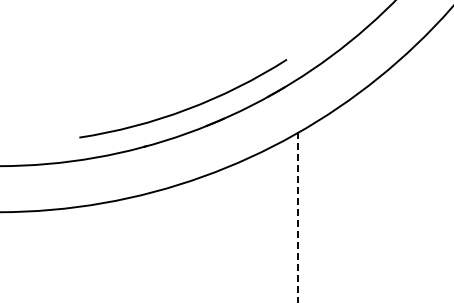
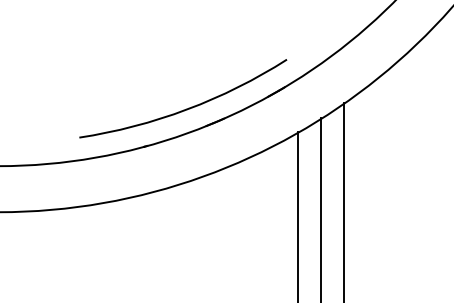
line: none -> present (344, 201)
line: none -> present (321, 208)
line: dashed -> solid (298, 217)
